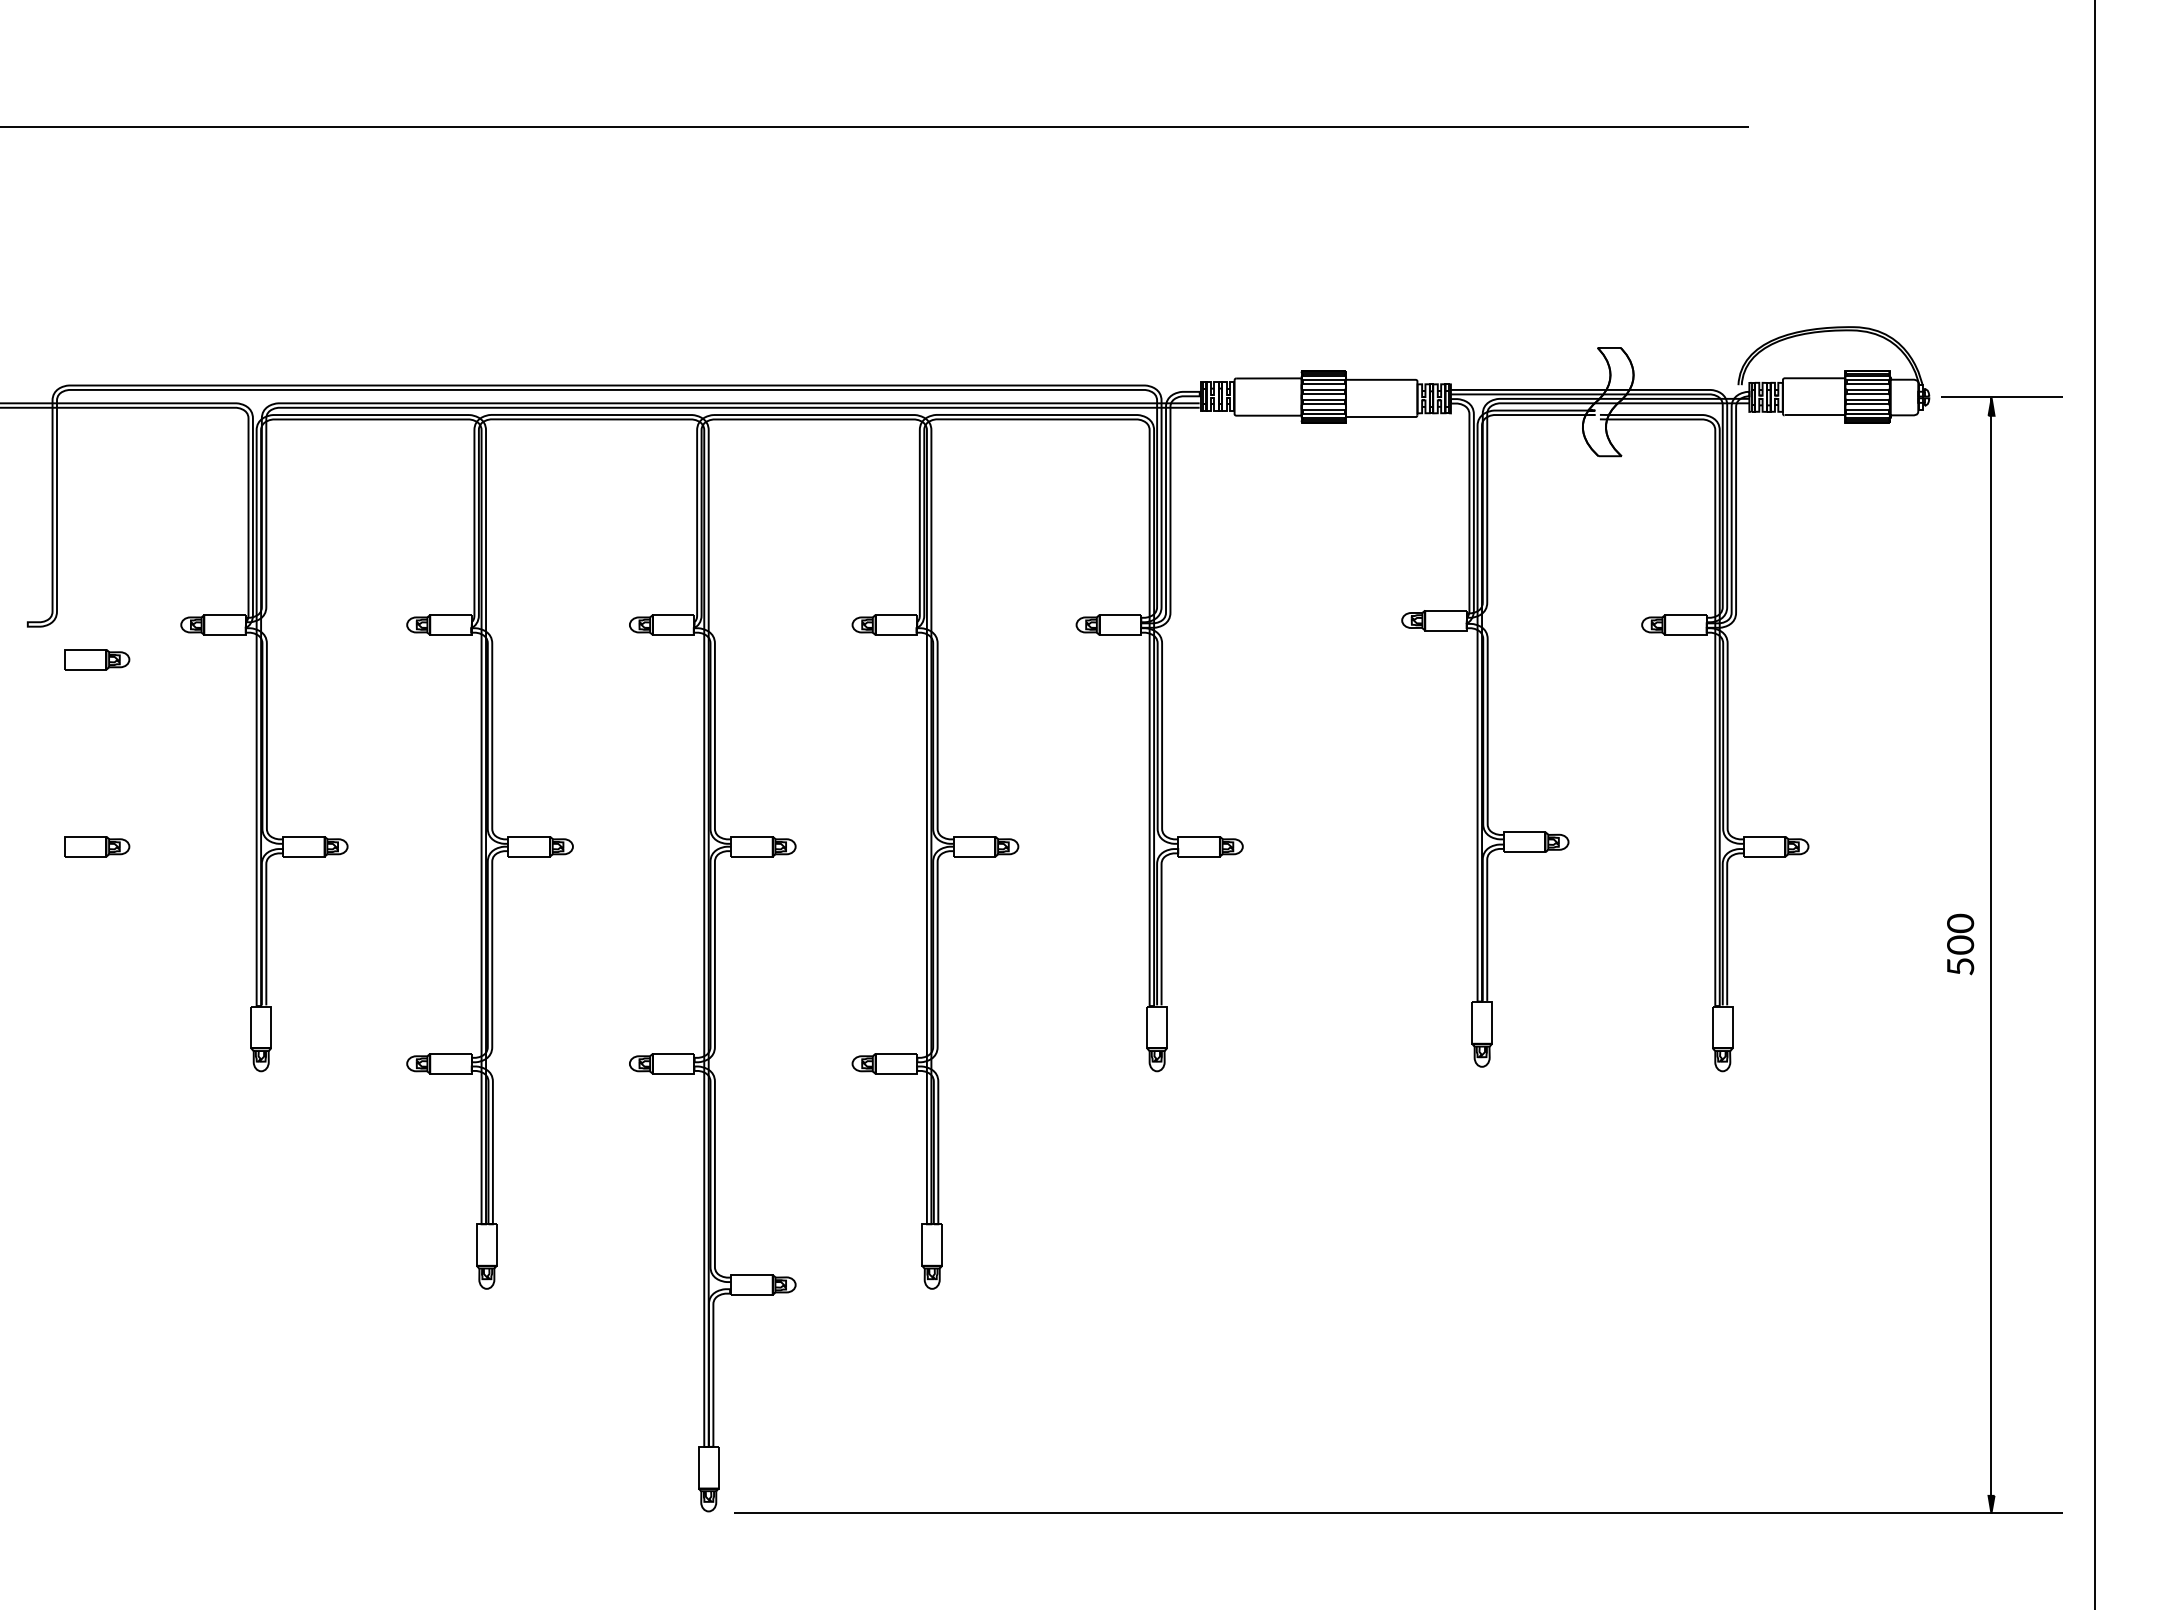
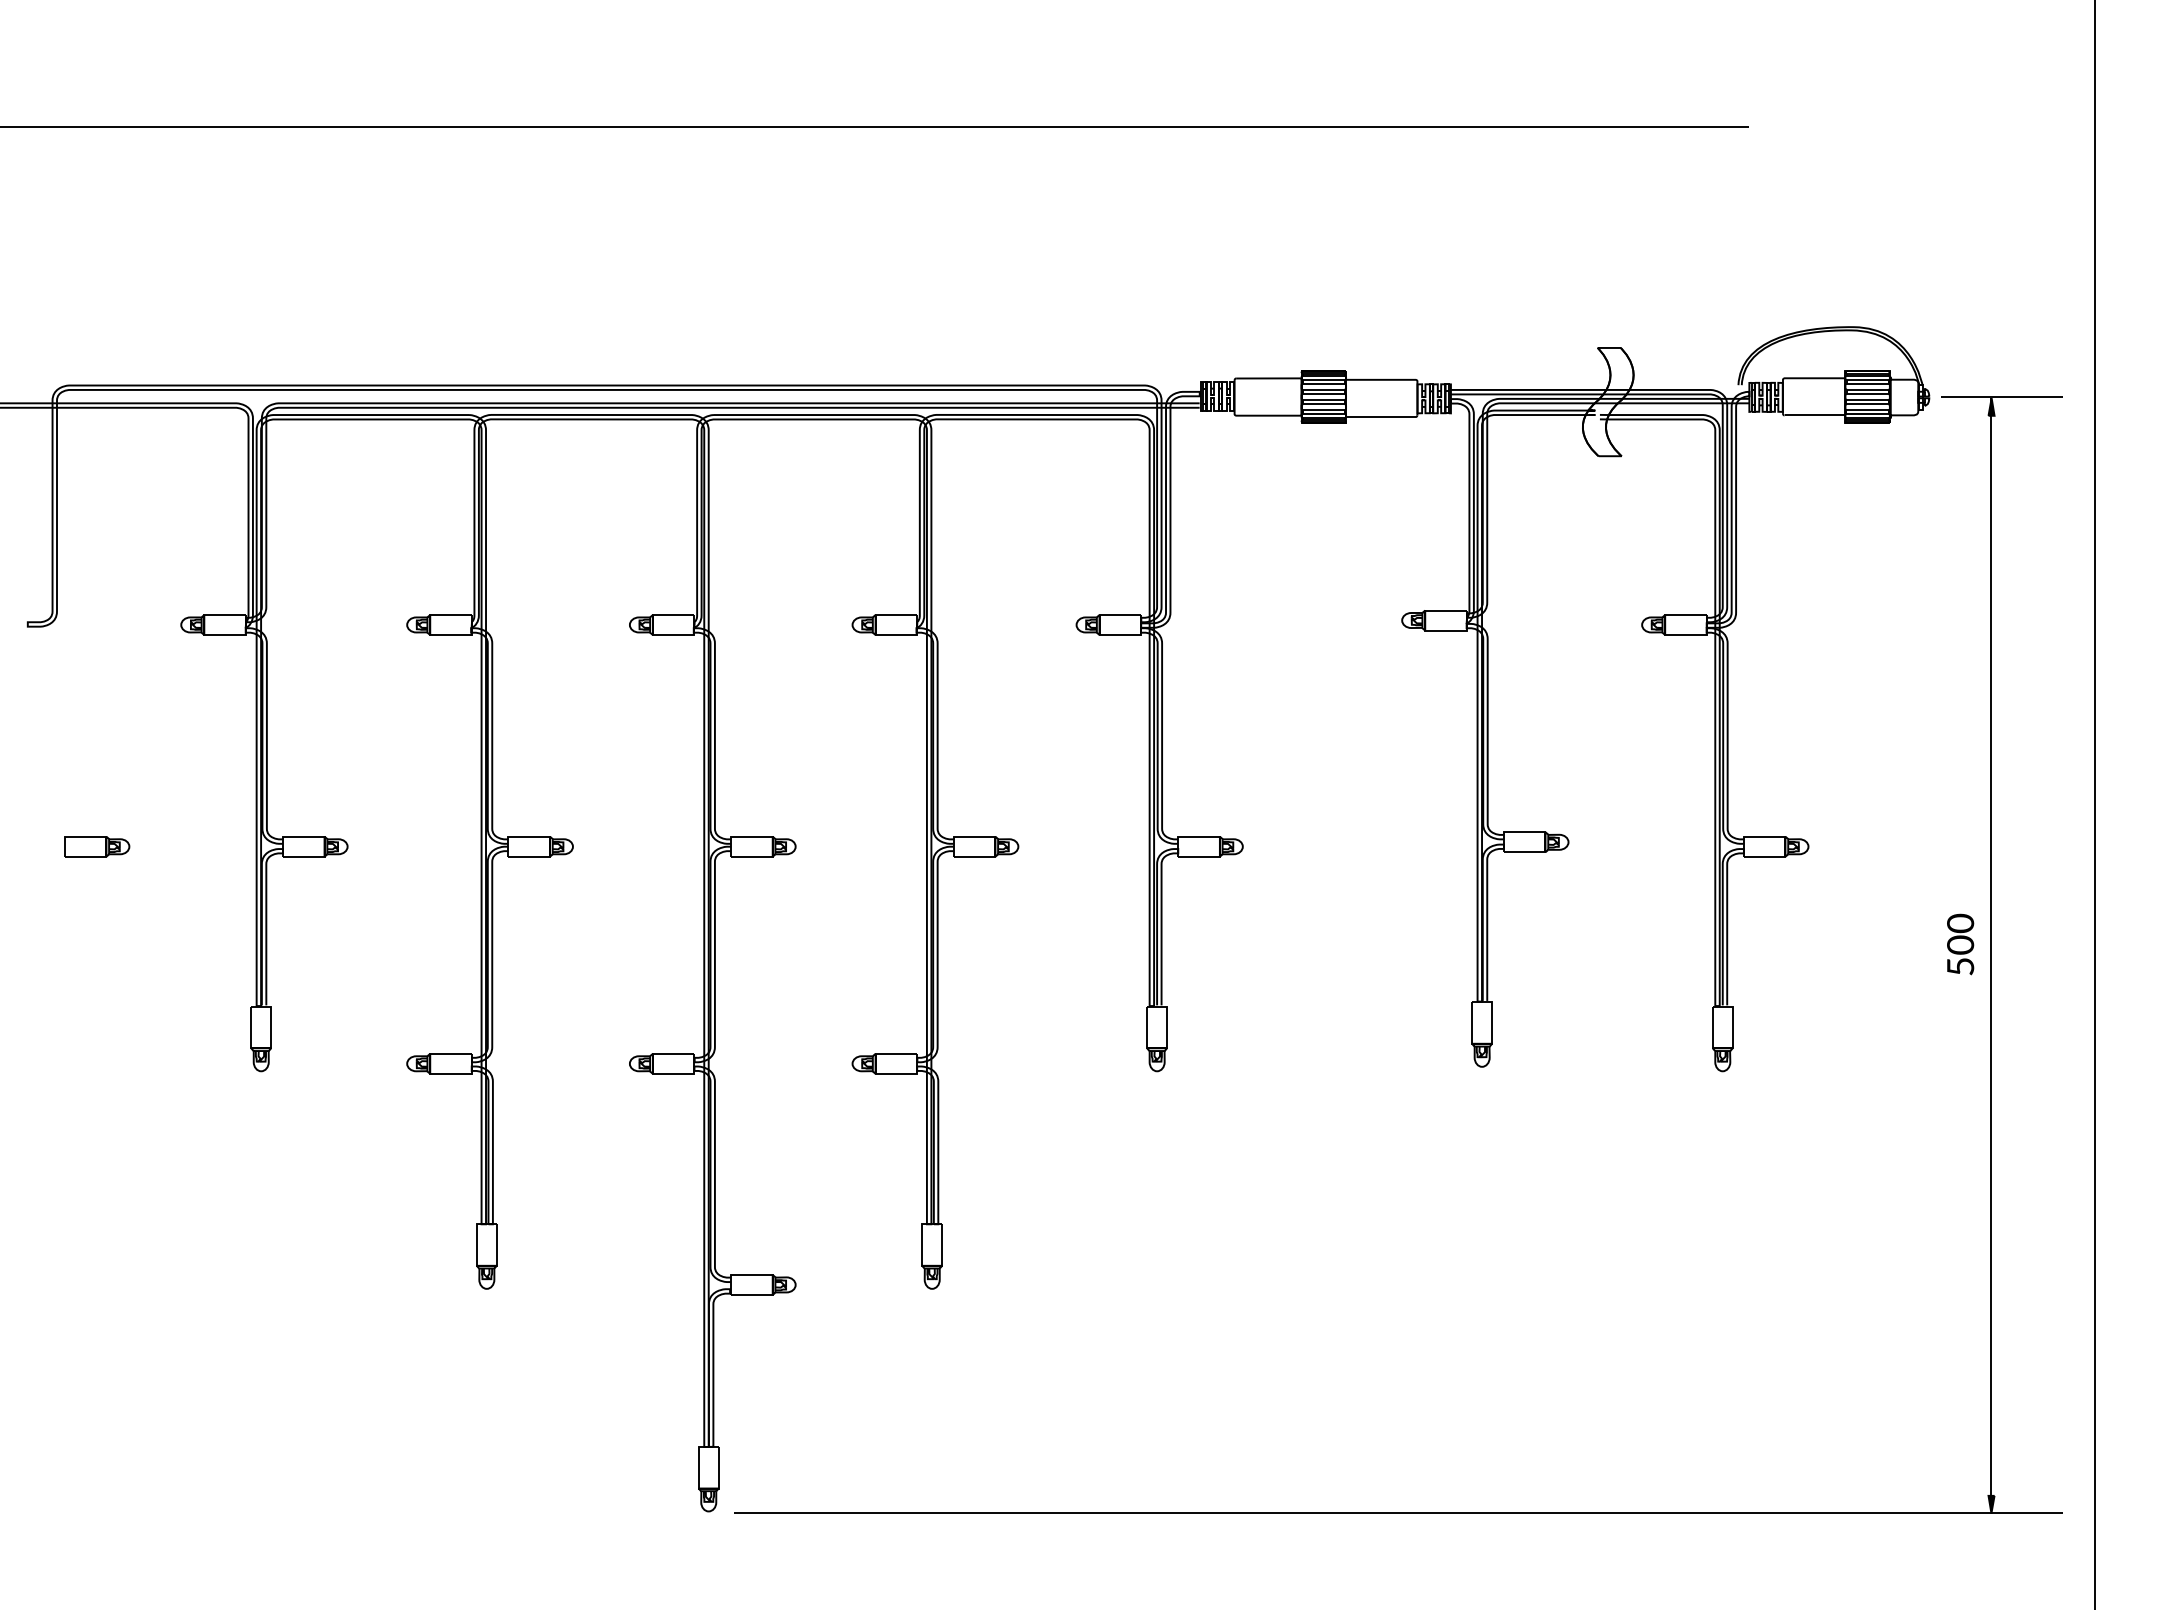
part: present -> none (97, 659)
